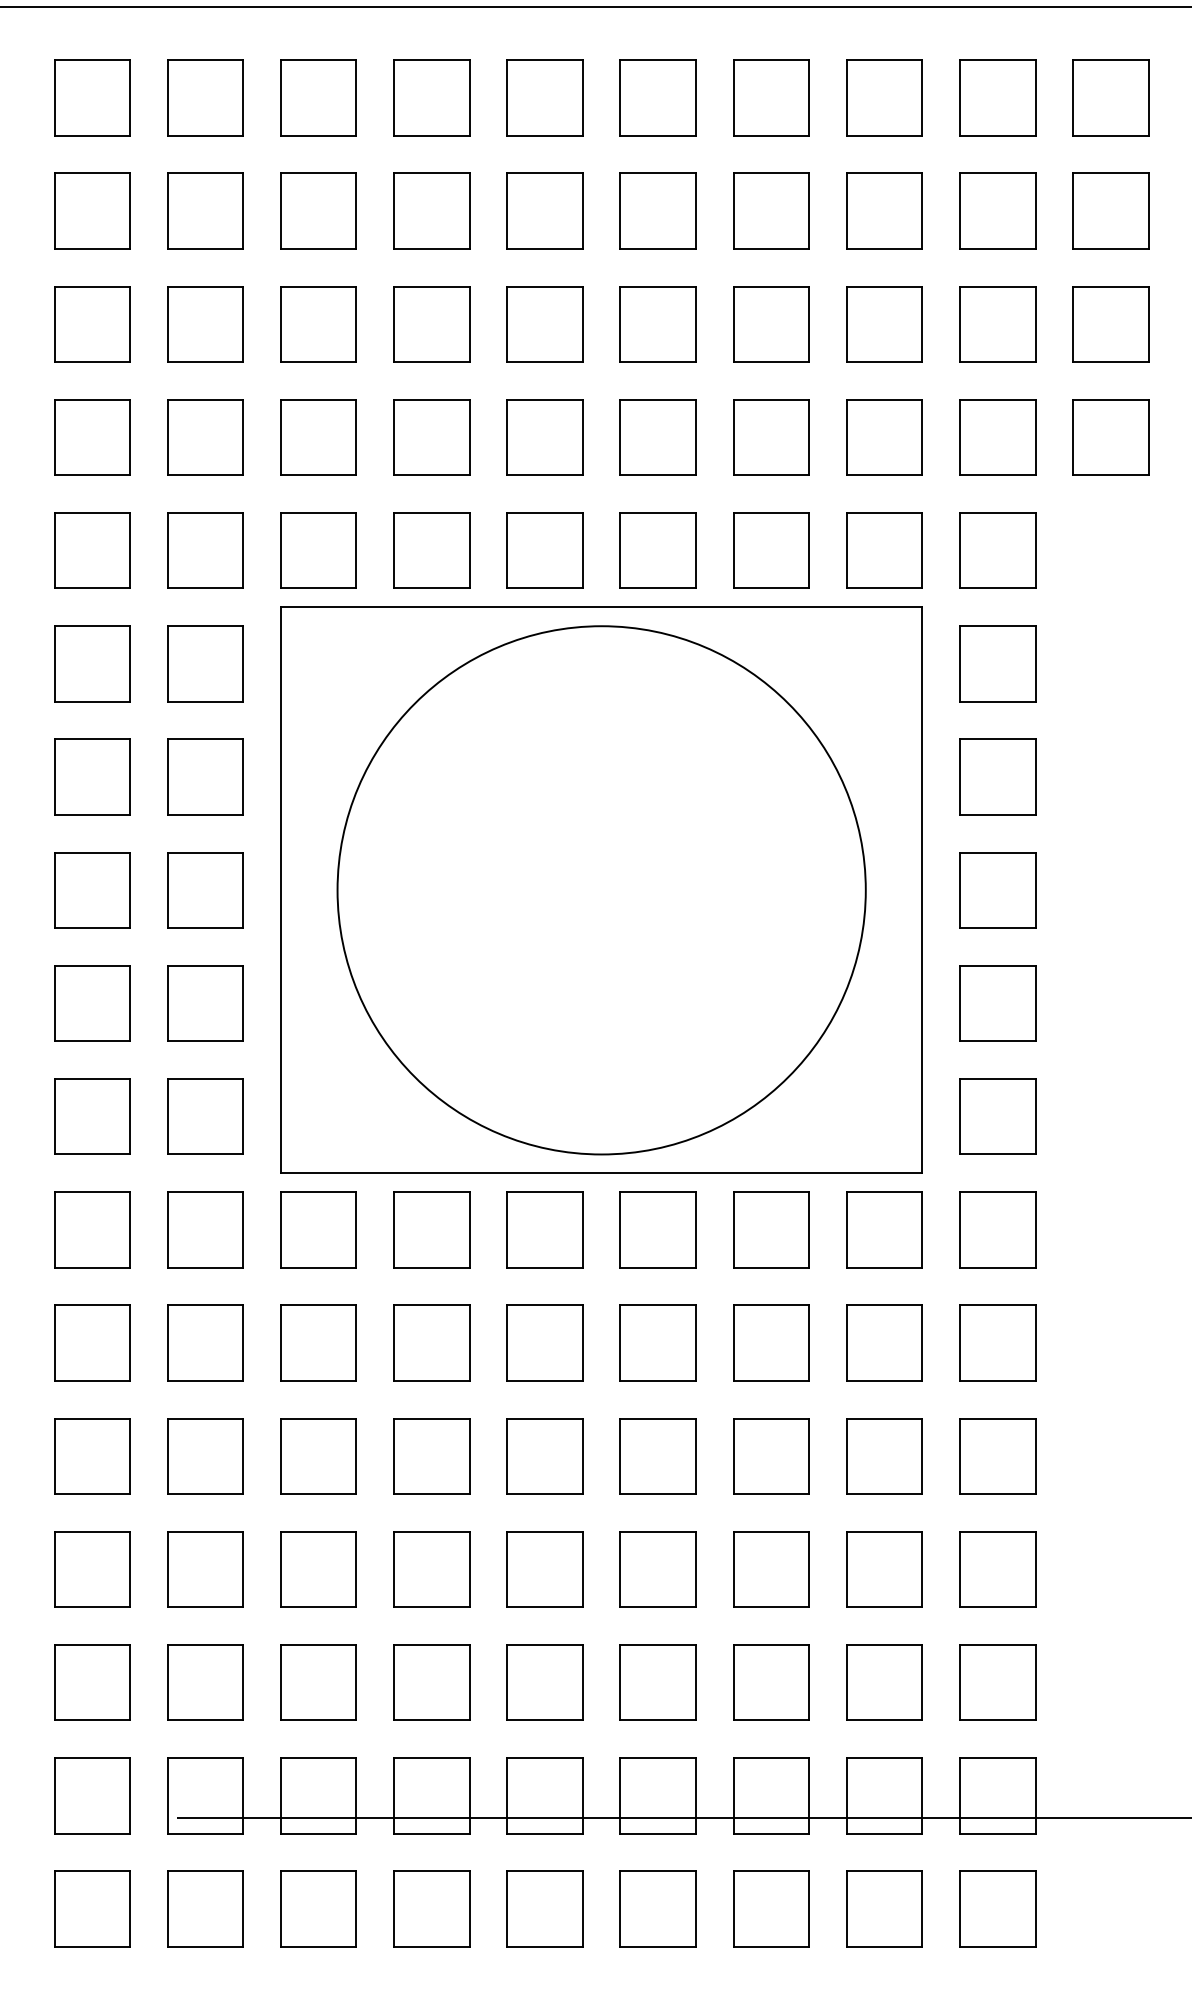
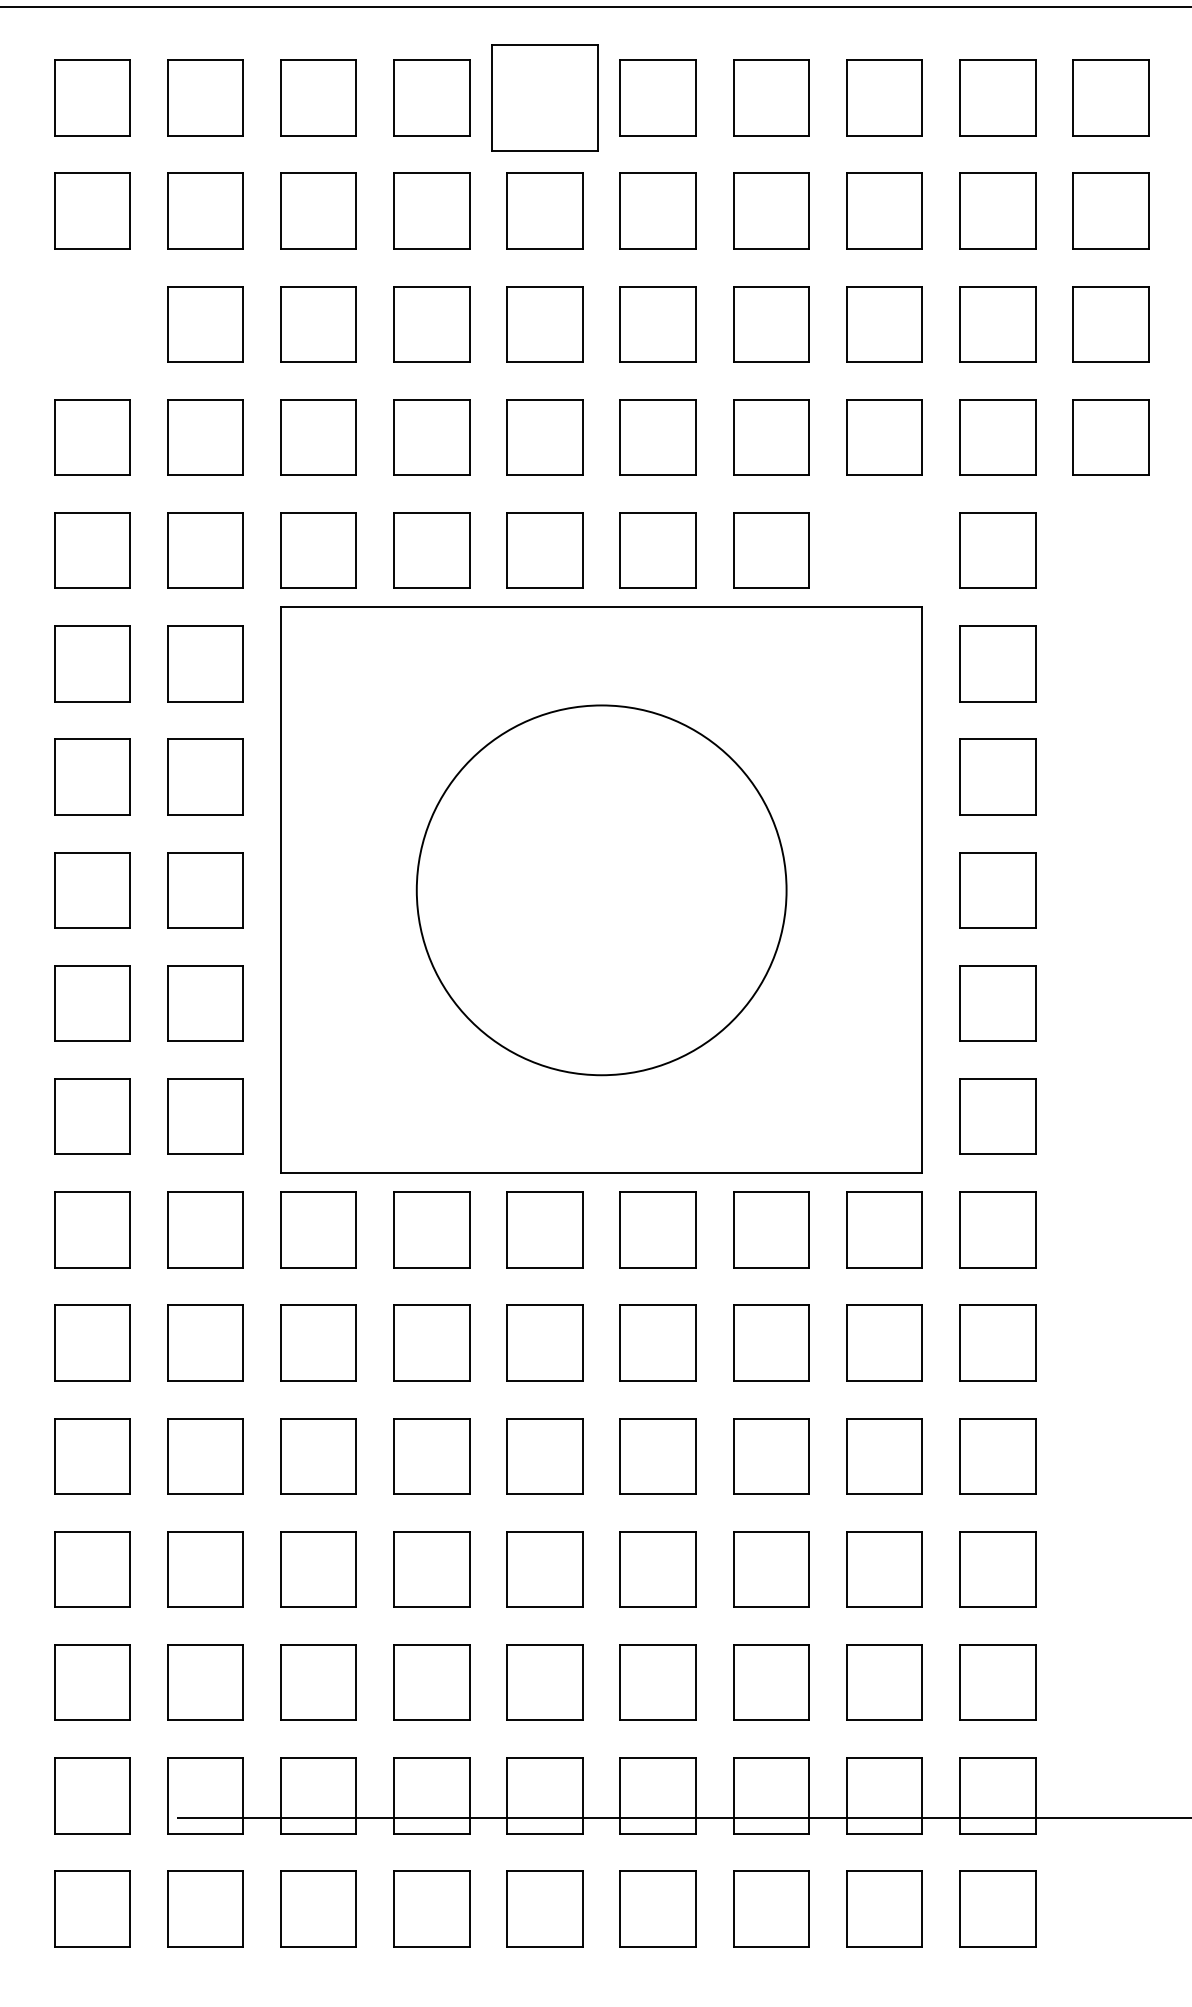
part size: 78x78 px -> 108x108 px (544, 97)
part: present -> none (92, 324)
part: present -> none (884, 550)
circle diameter: 528 px -> 370 px (601, 890)
